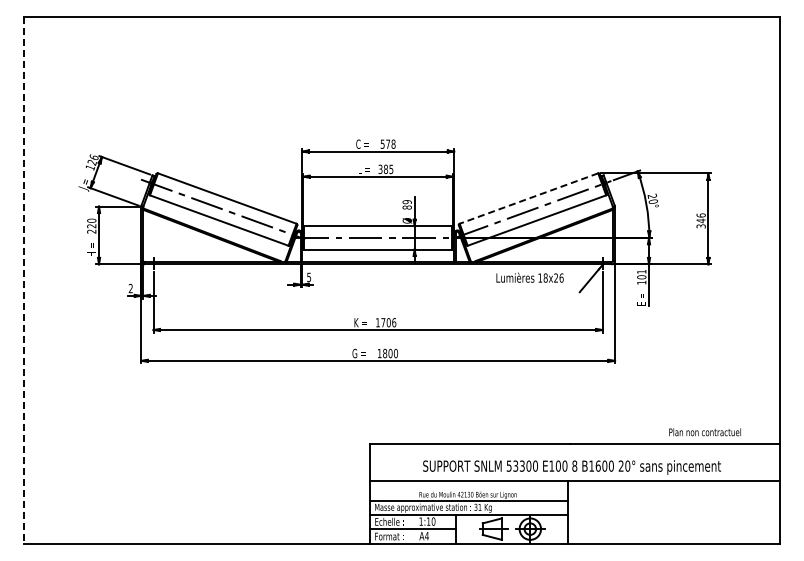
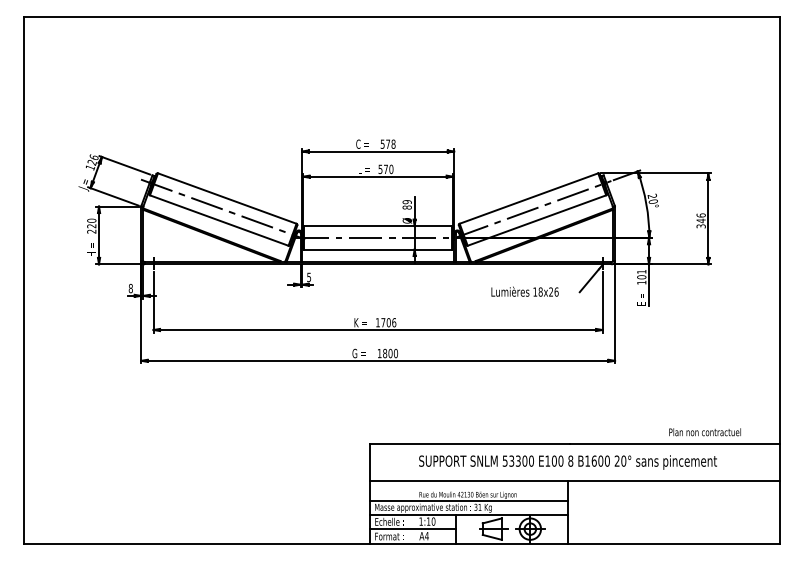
text: 385 -> 570 (385, 169)
line: dashed -> solid (528, 198)
text position: (529, 277) -> (524, 291) (524, 291)
line: dashed -> solid (24, 280)
text: 2 -> 8 (130, 288)
text position: (571, 467) -> (567, 462) (567, 462)
